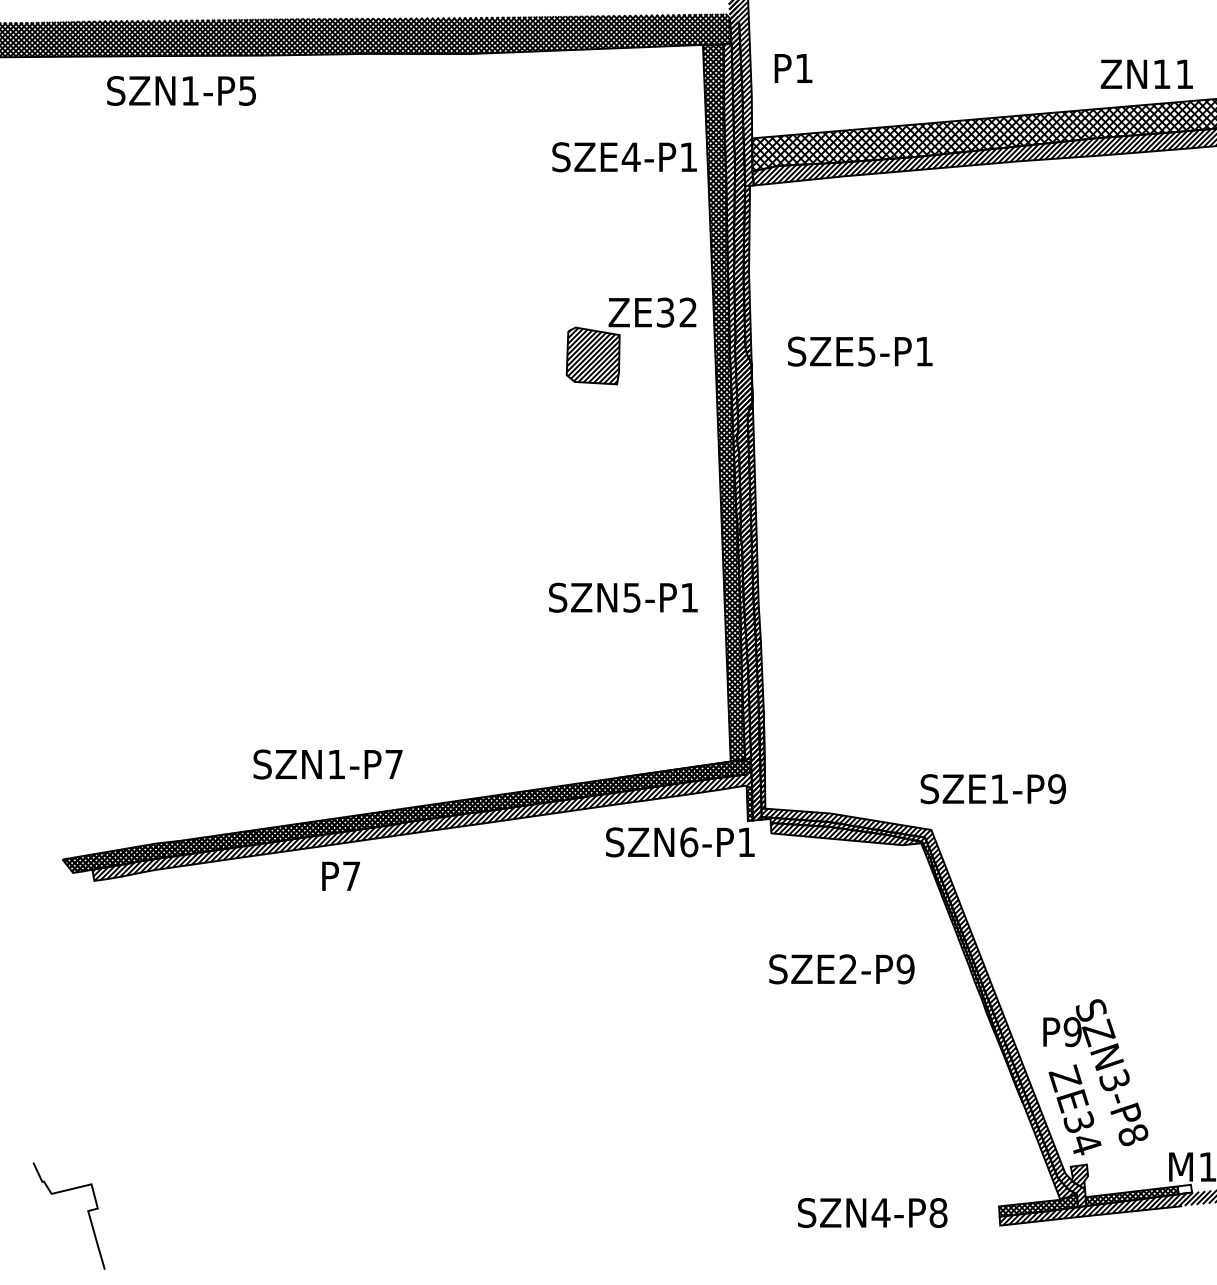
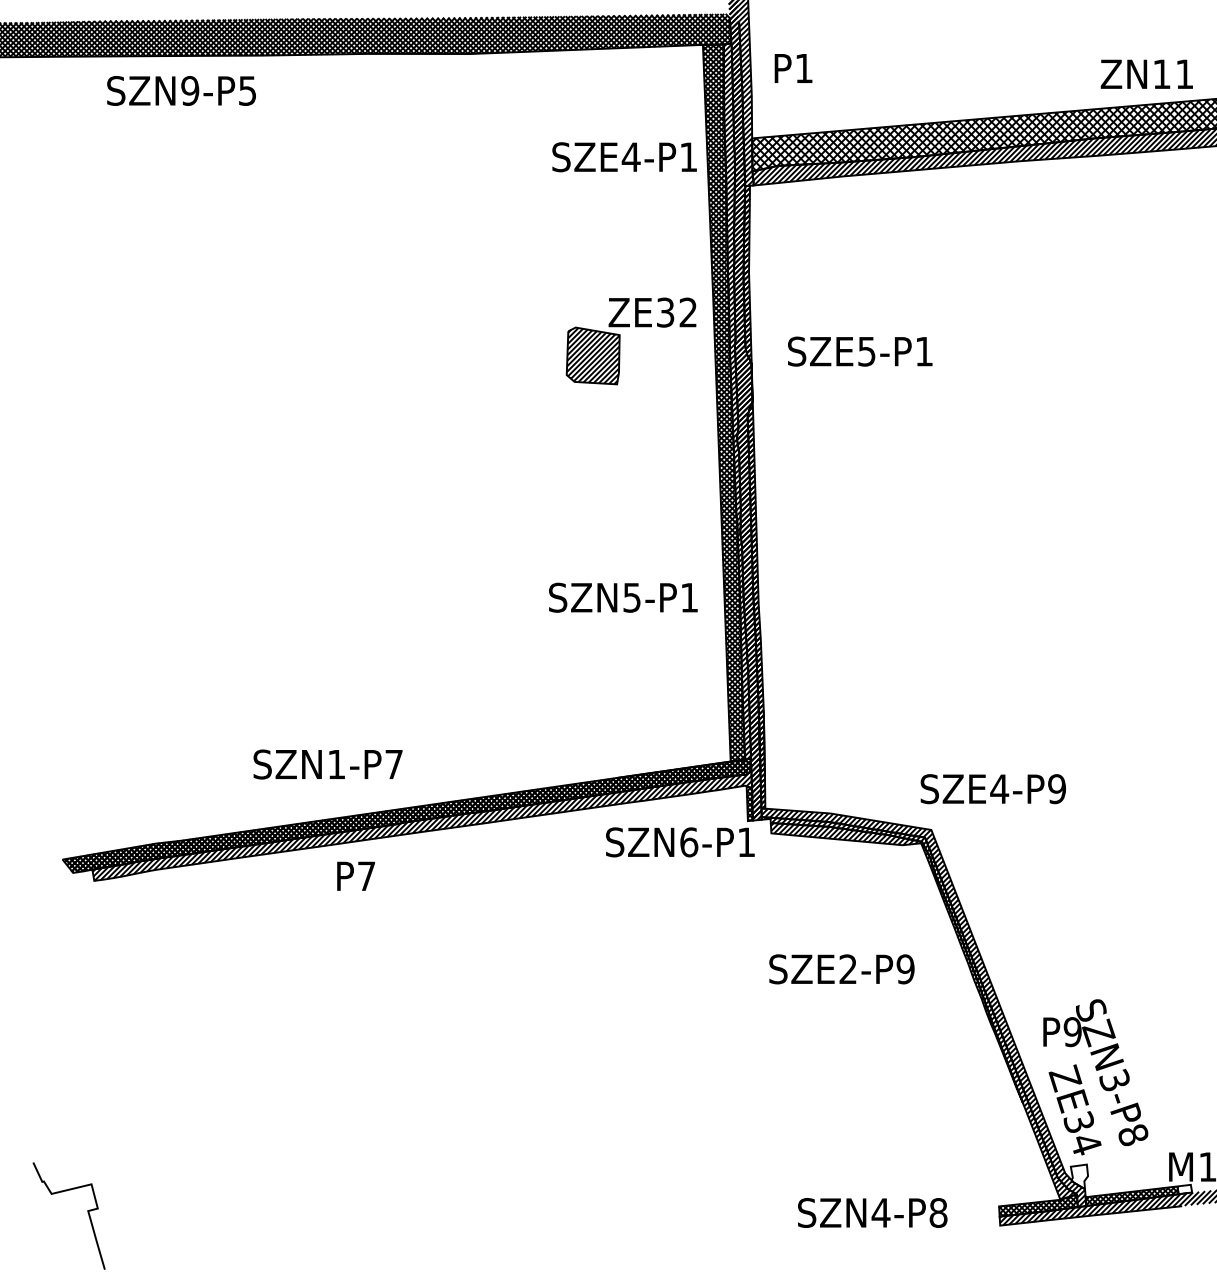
text: SZN1-P5 -> SZN9-P5 (190, 90)
text: SZE1-P9 -> SZE4-P9 (999, 788)
text position: (340, 875) -> (355, 875) (355, 875)
hatch: present -> none (1079, 1176)
